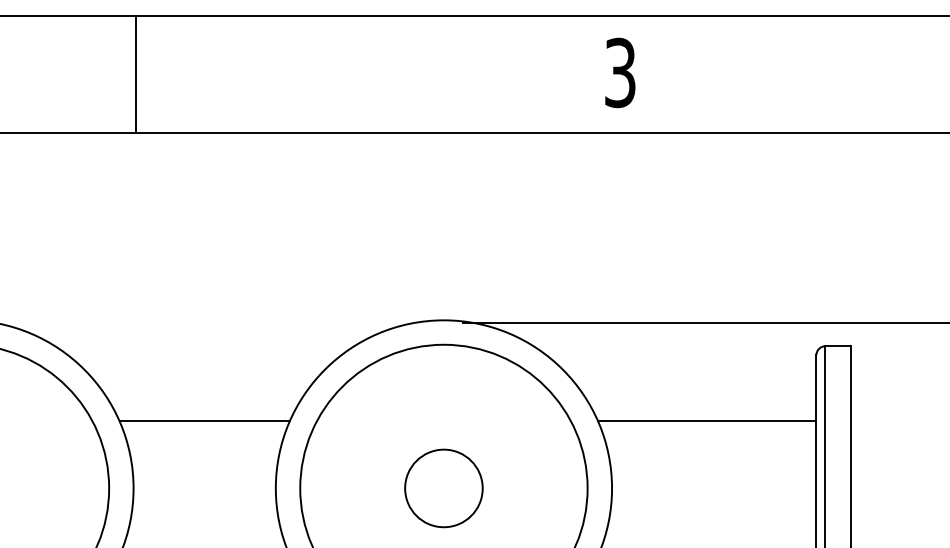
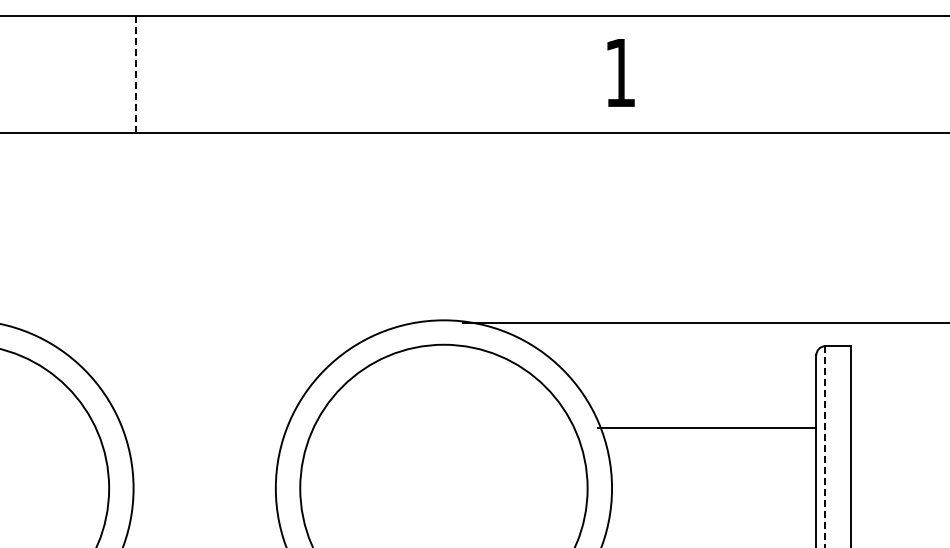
text: 3 -> 1 (620, 72)
line: solid -> dashed (136, 73)
line: present -> none (204, 421)
line position: (707, 421) -> (707, 428) (707, 428)
line: solid -> dashed (825, 447)
circle: present -> none (443, 488)
